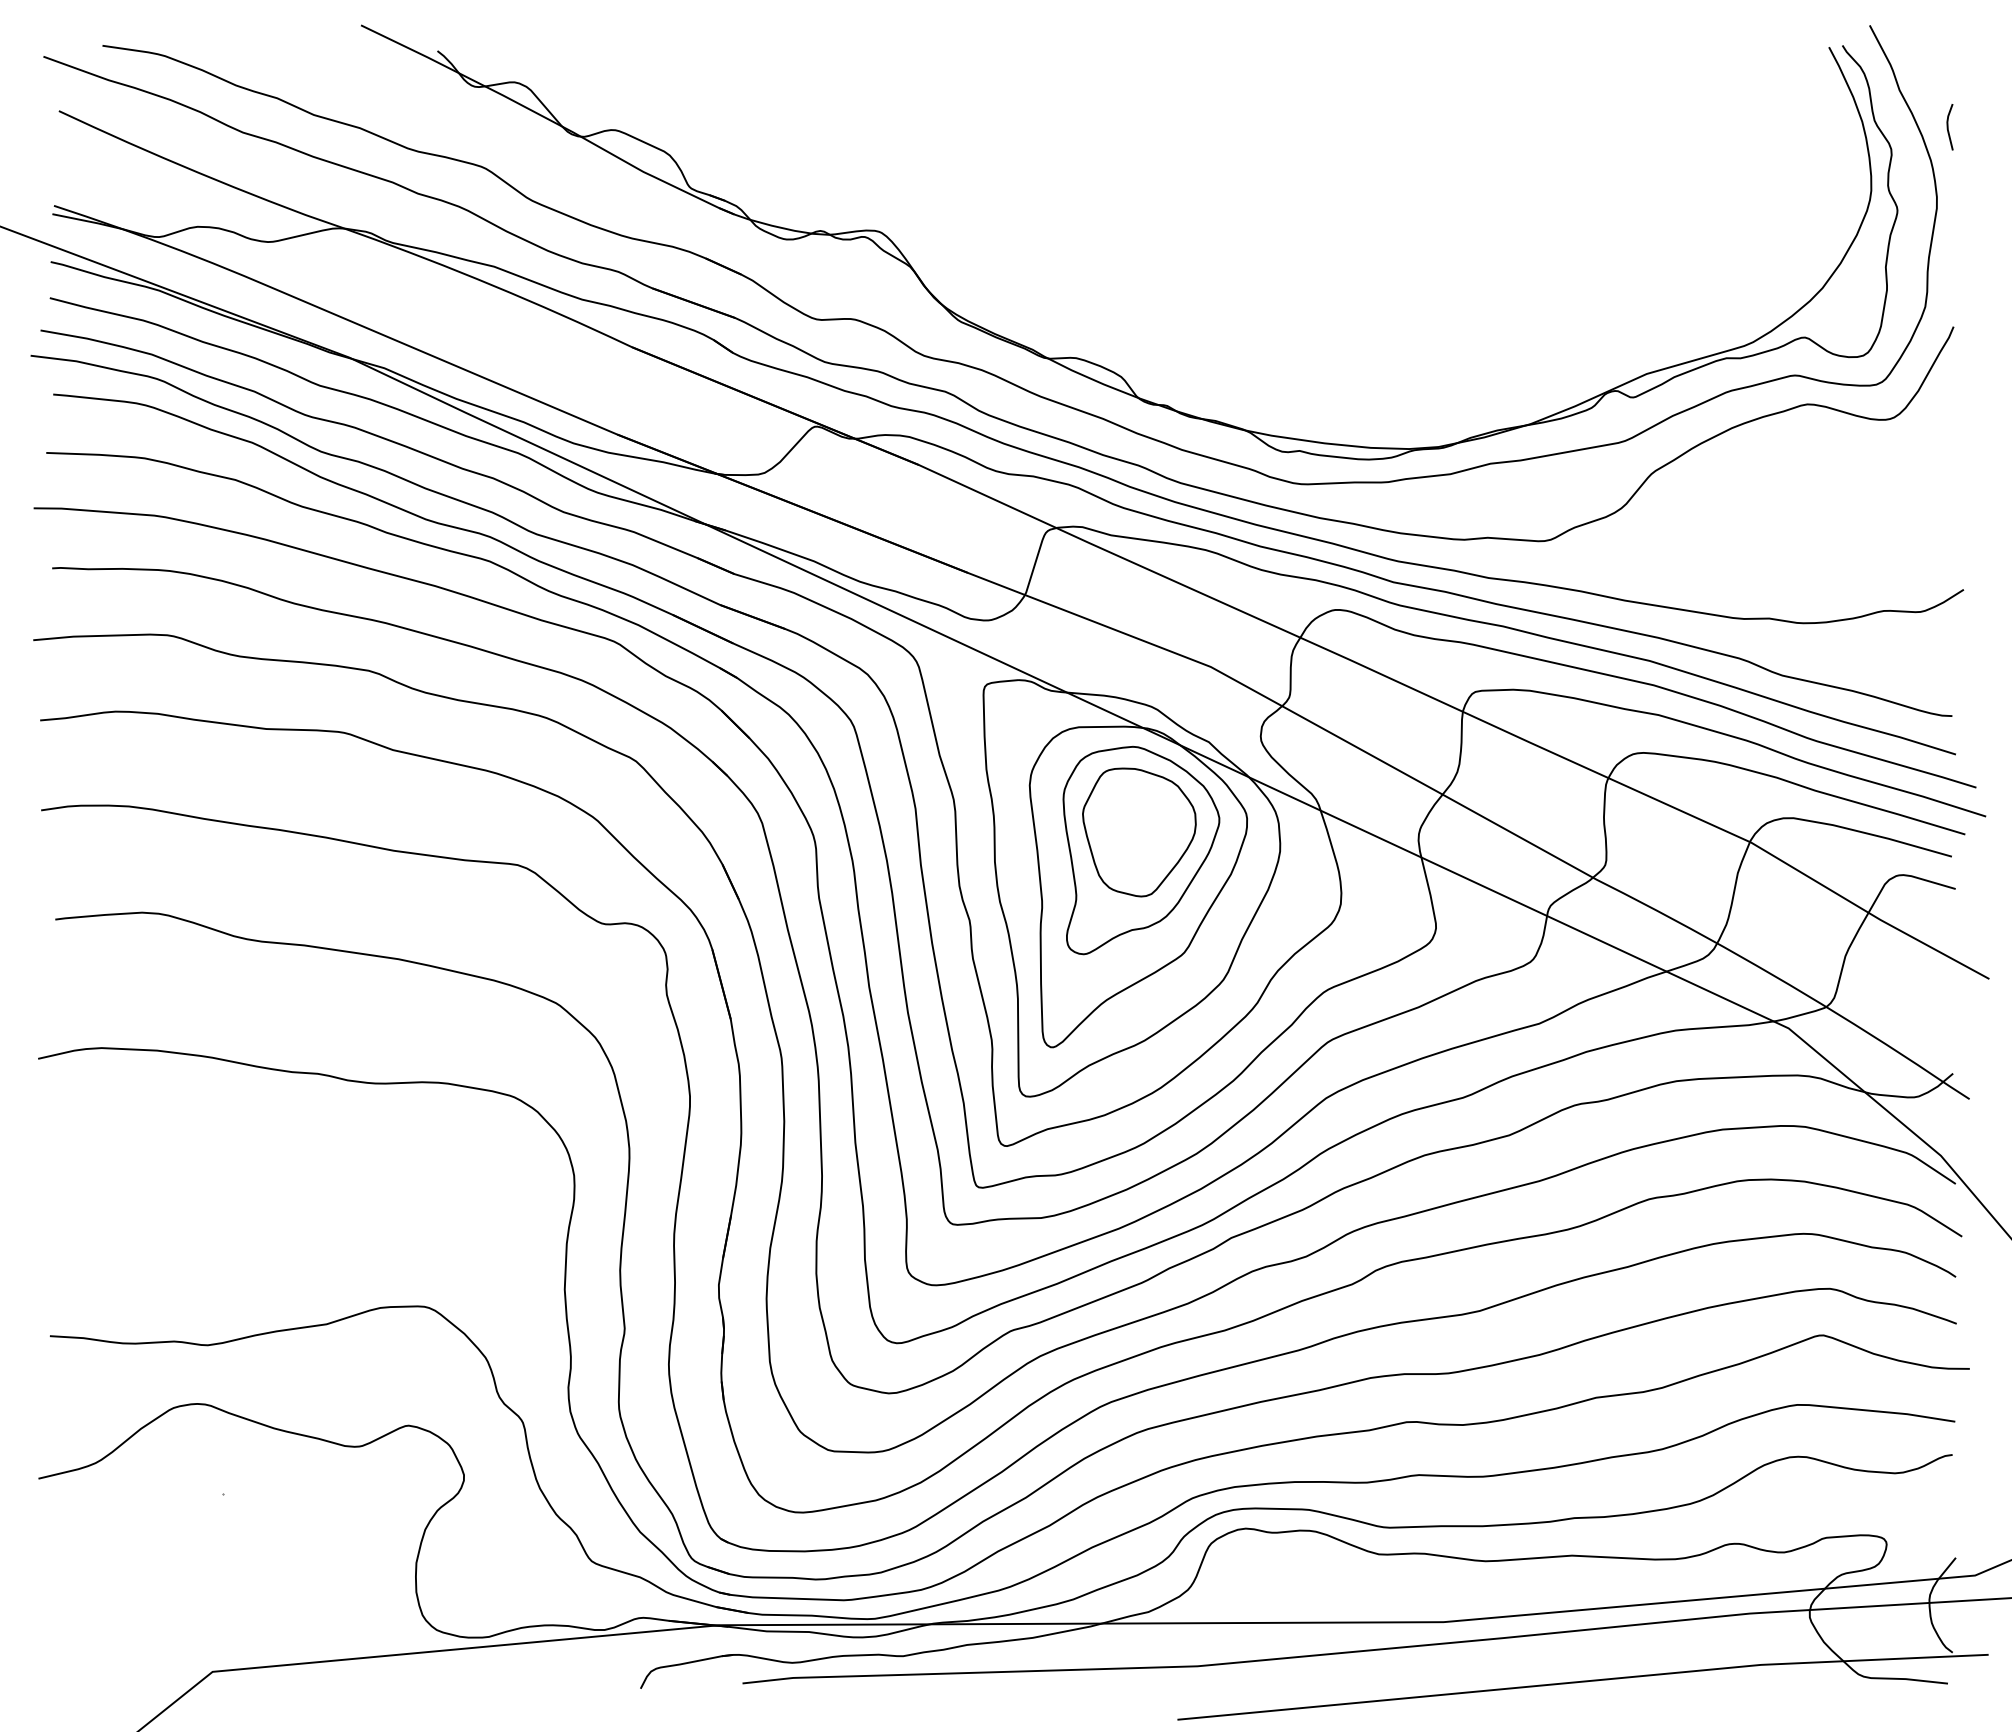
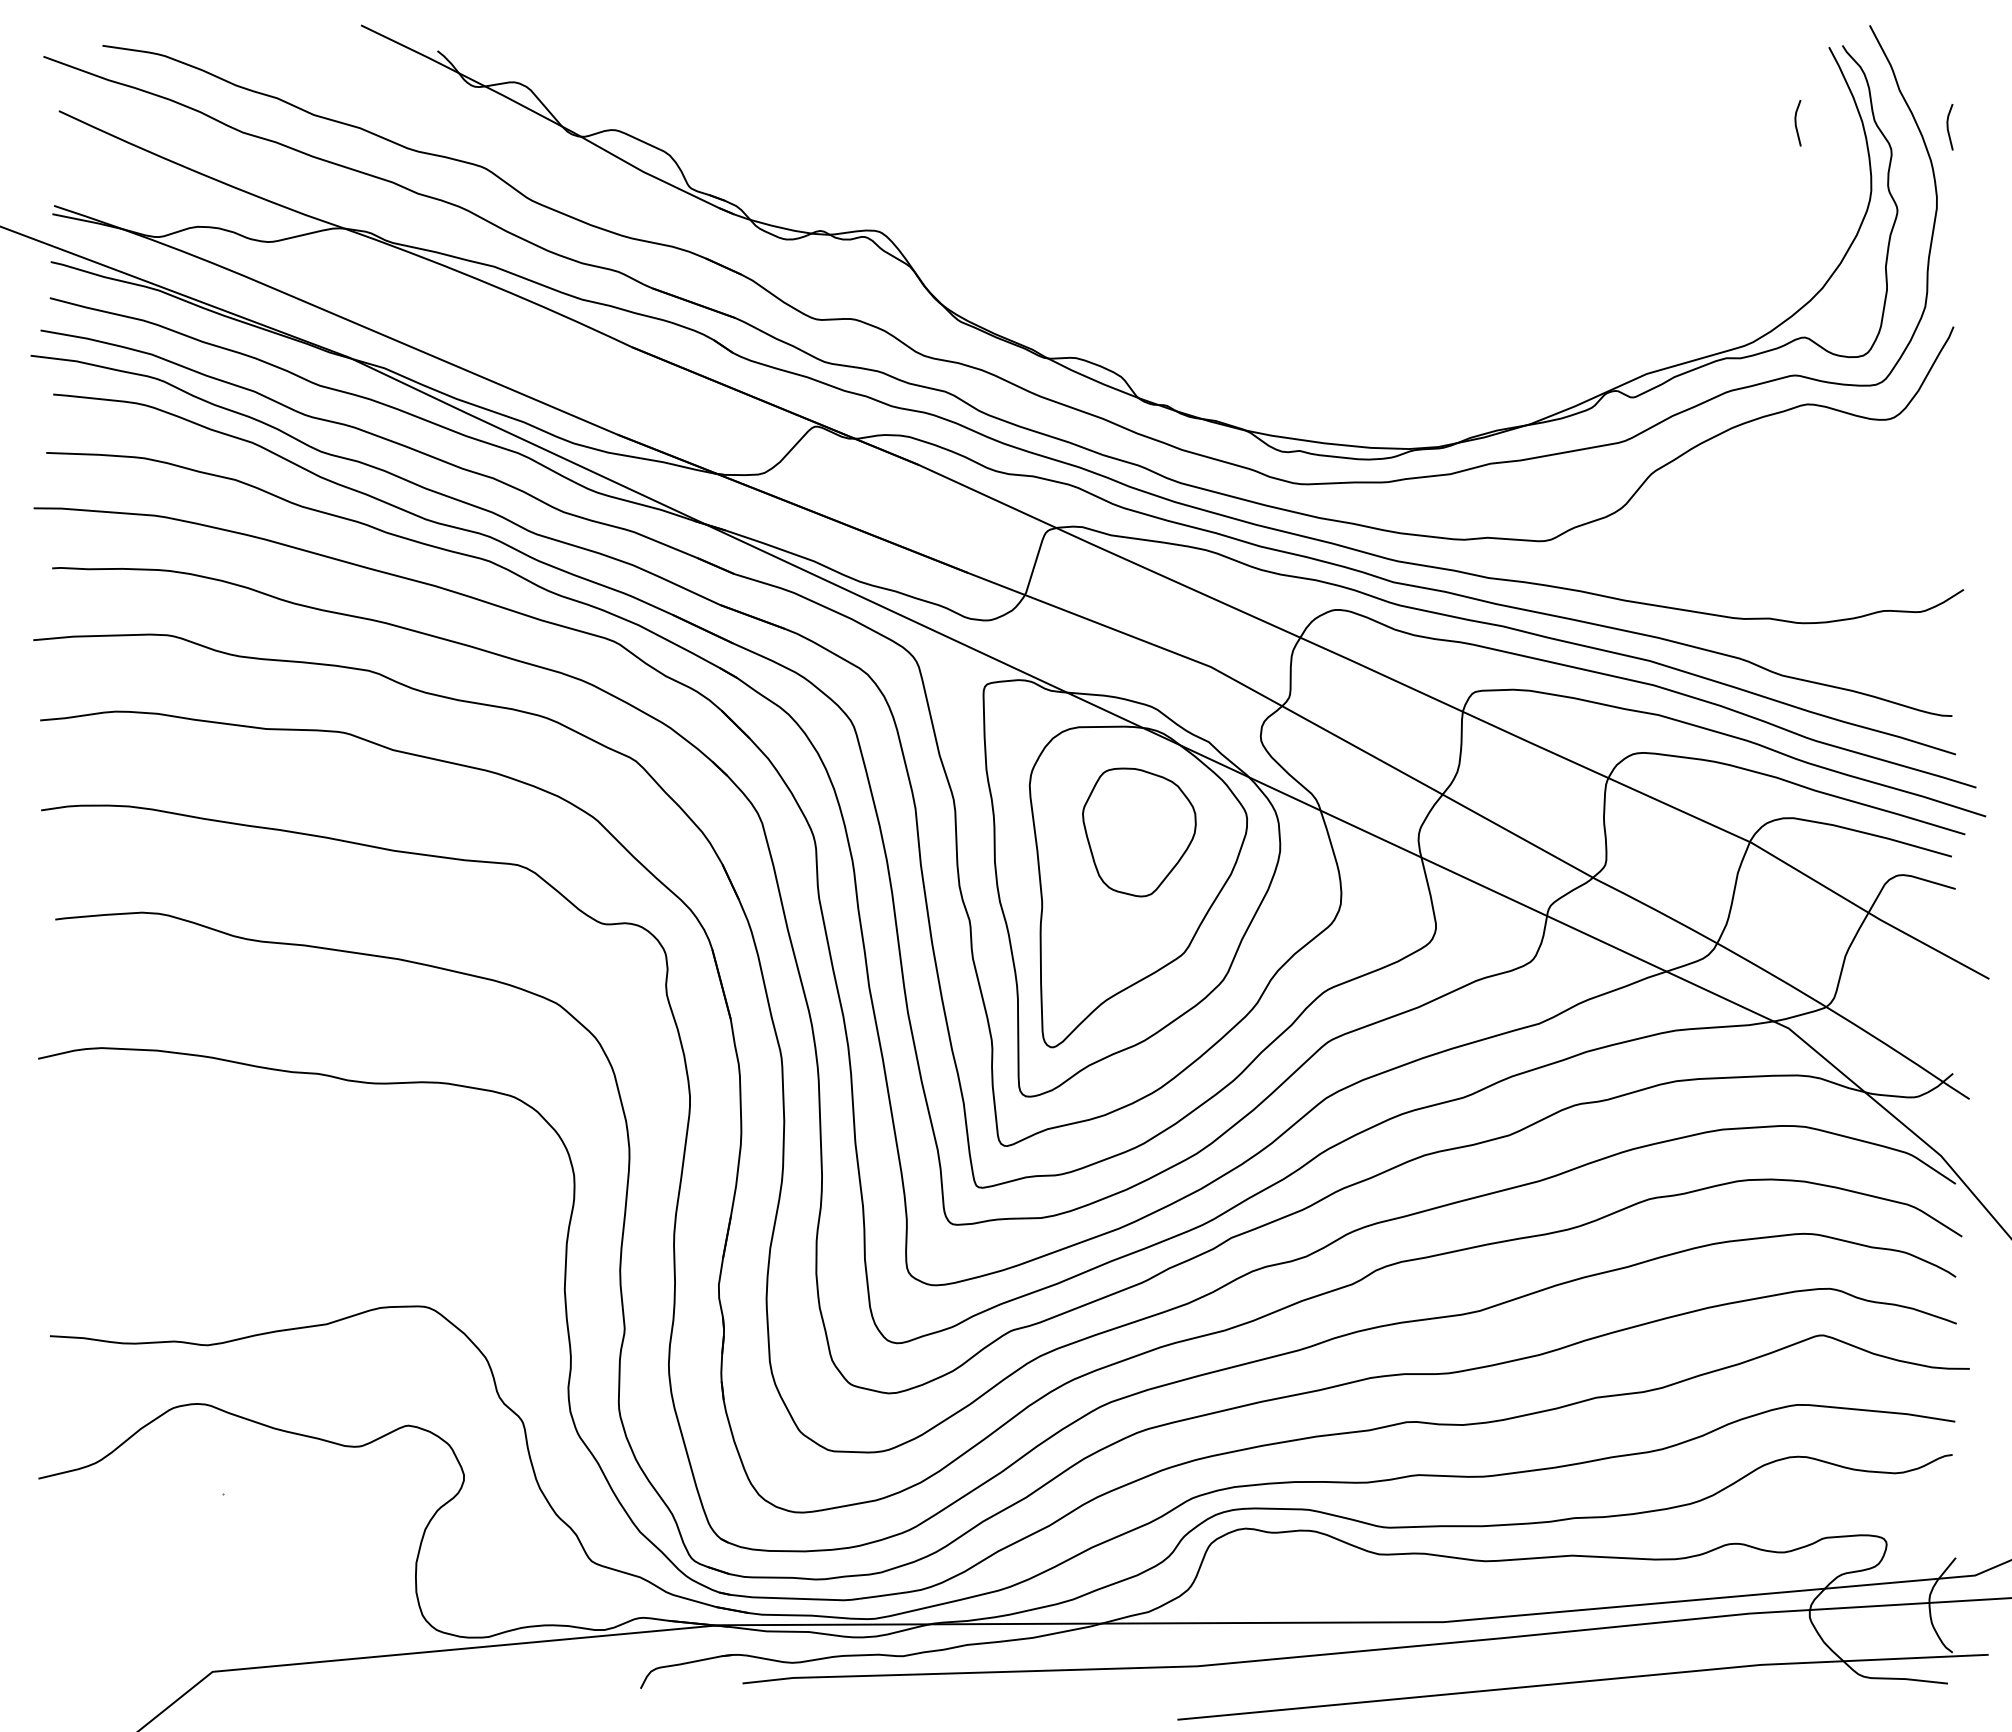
line: none -> present (1796, 123)
part: present -> none (1141, 850)
